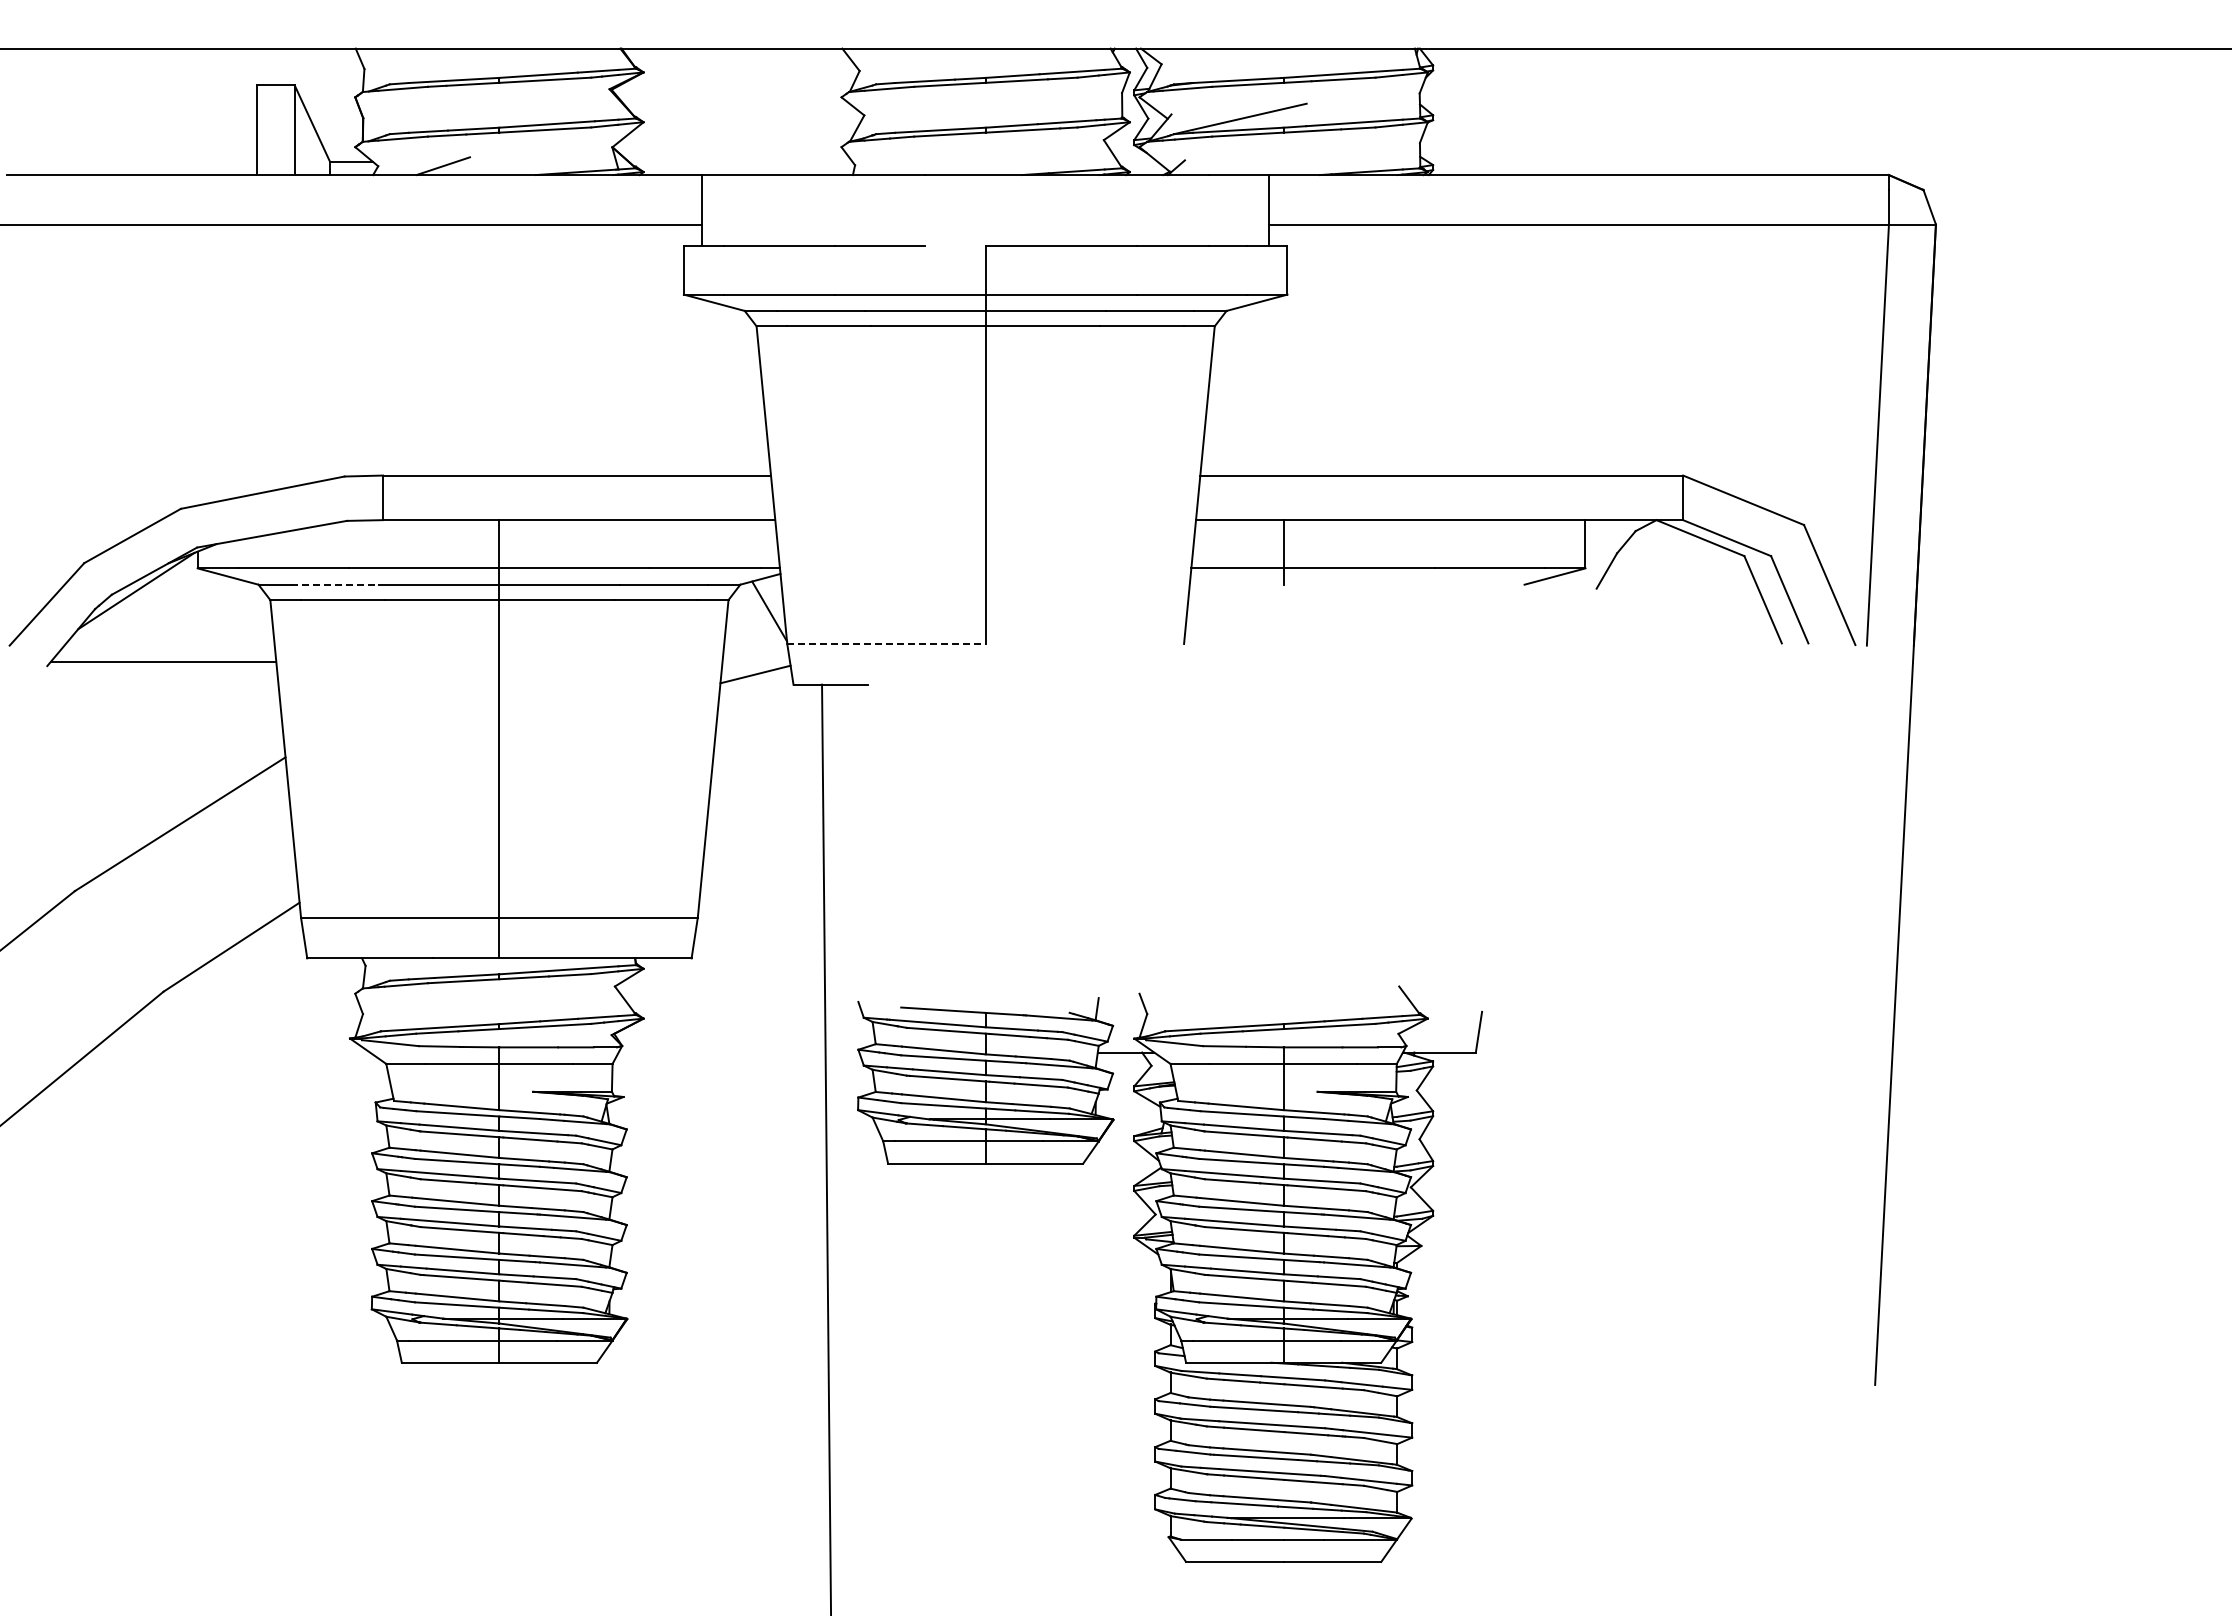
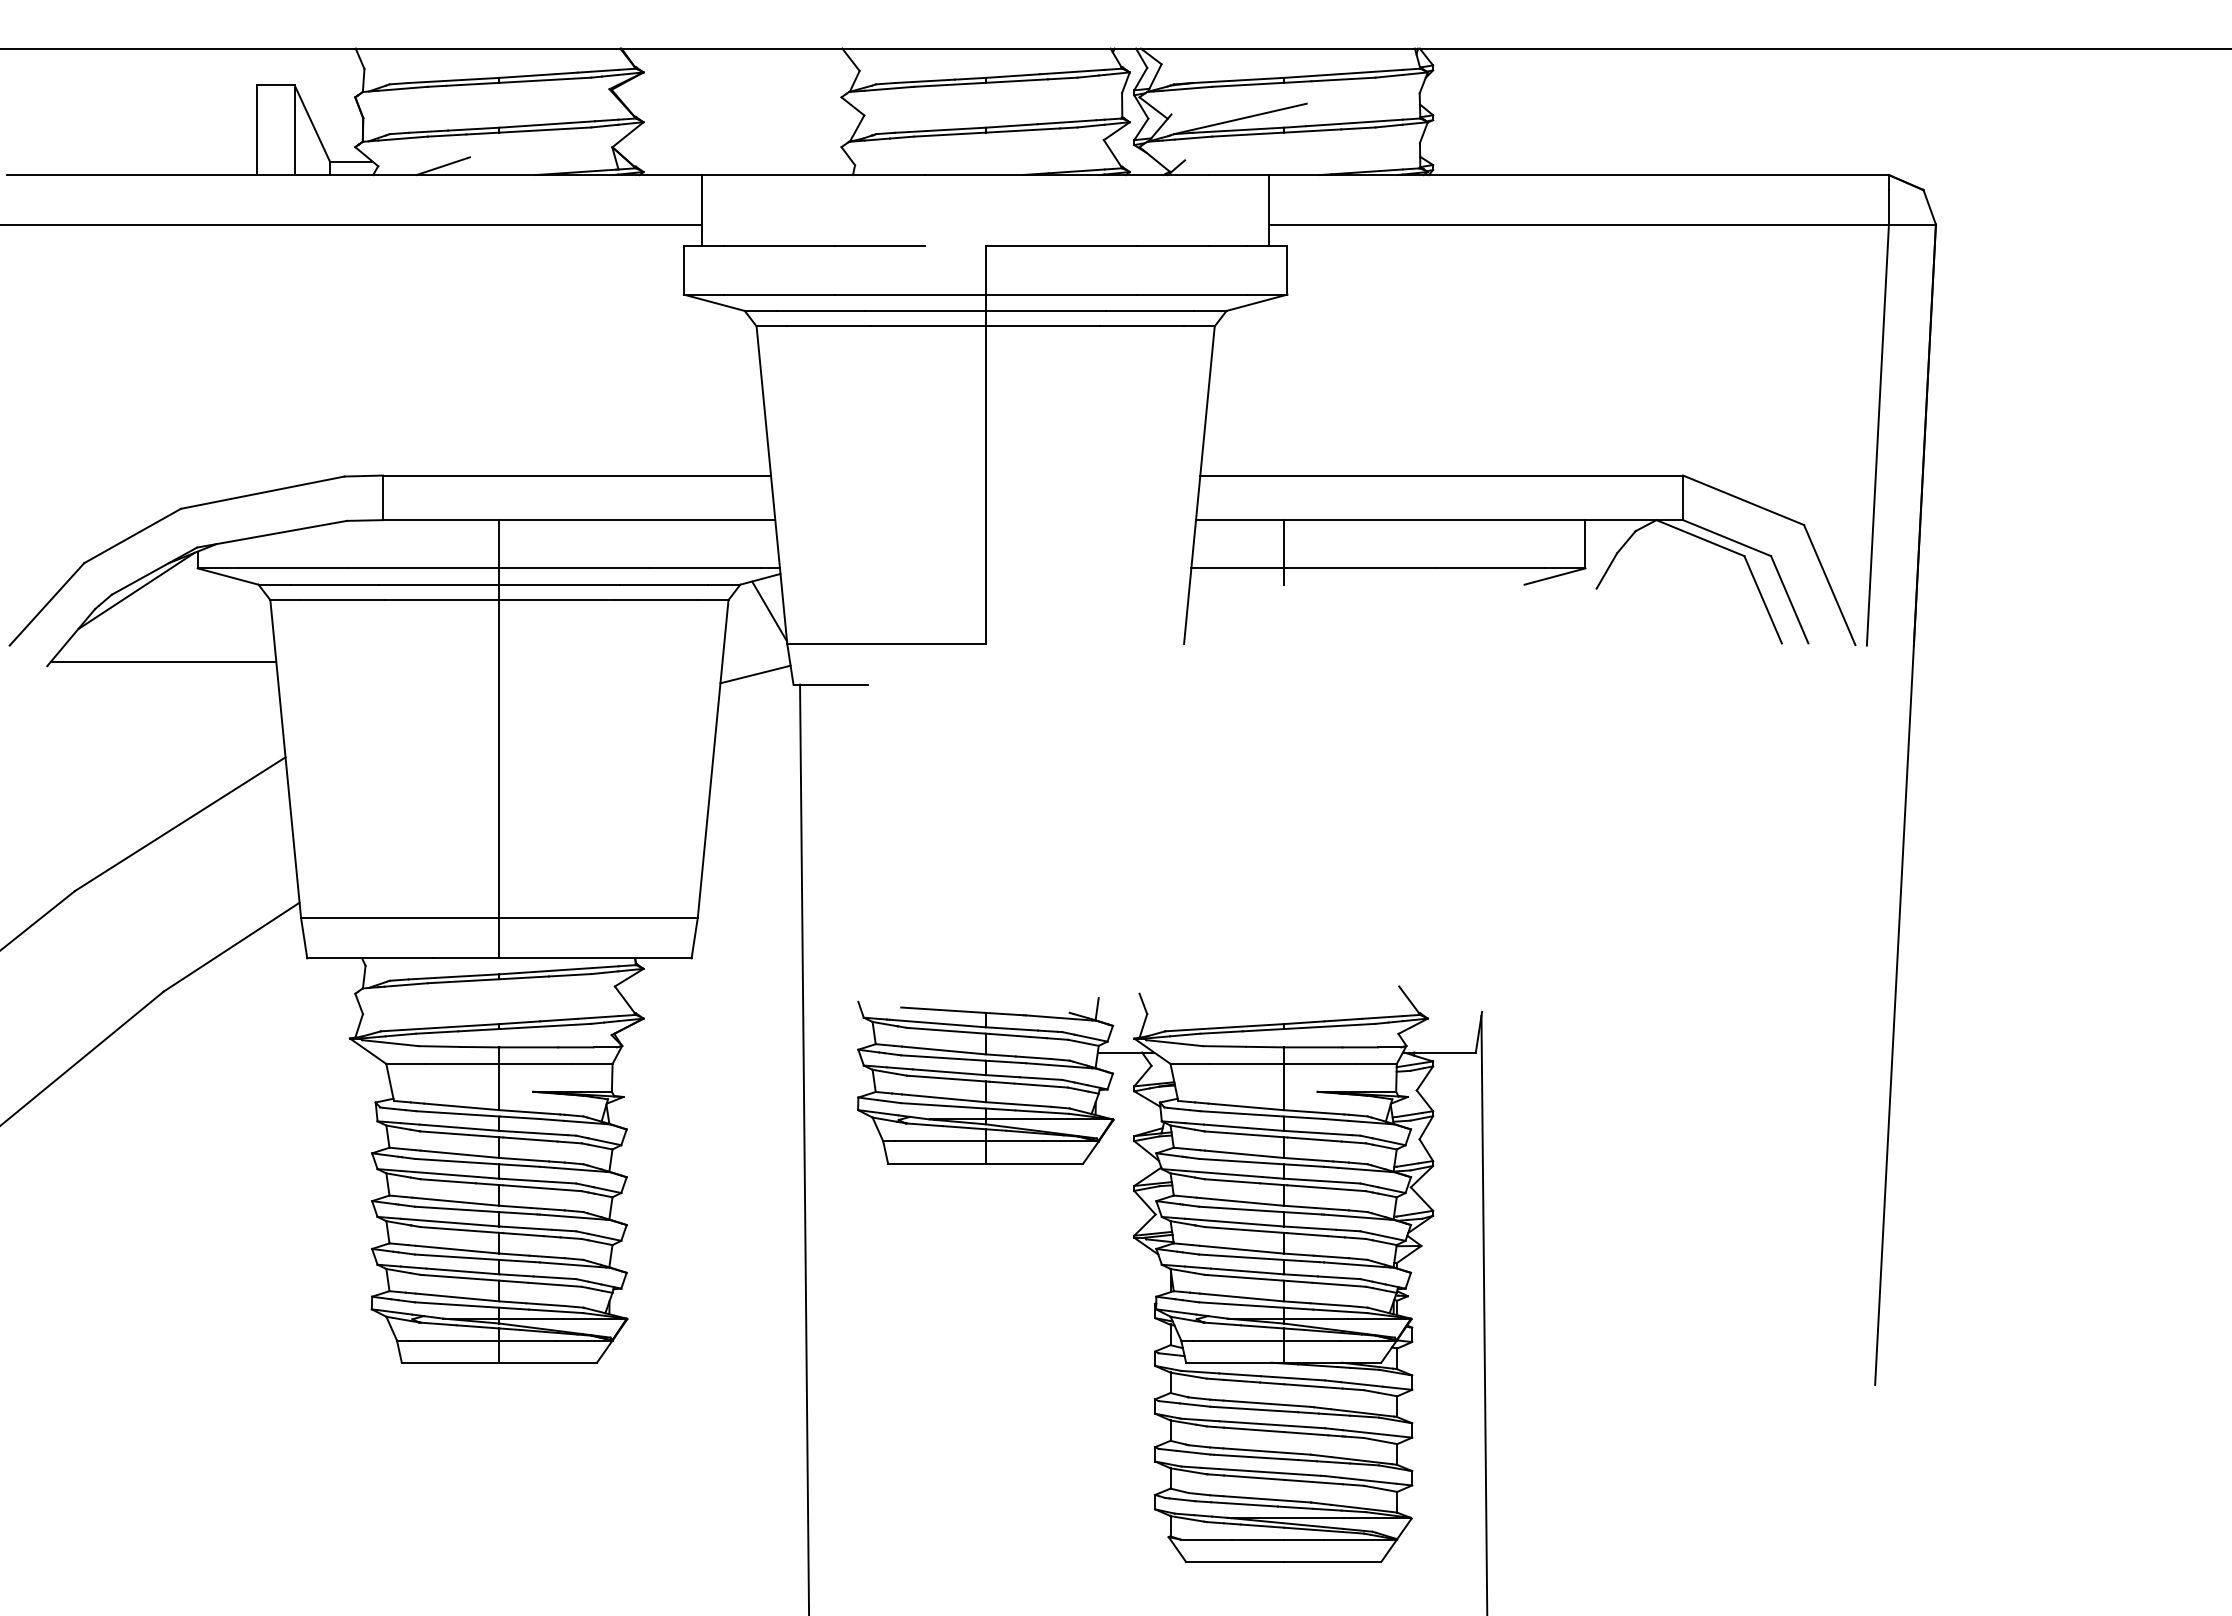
line: dashed -> solid (335, 584)
line: dashed -> solid (886, 643)
line position: (826, 1148) -> (804, 1148) (804, 1148)
line: none -> present (1484, 1313)
